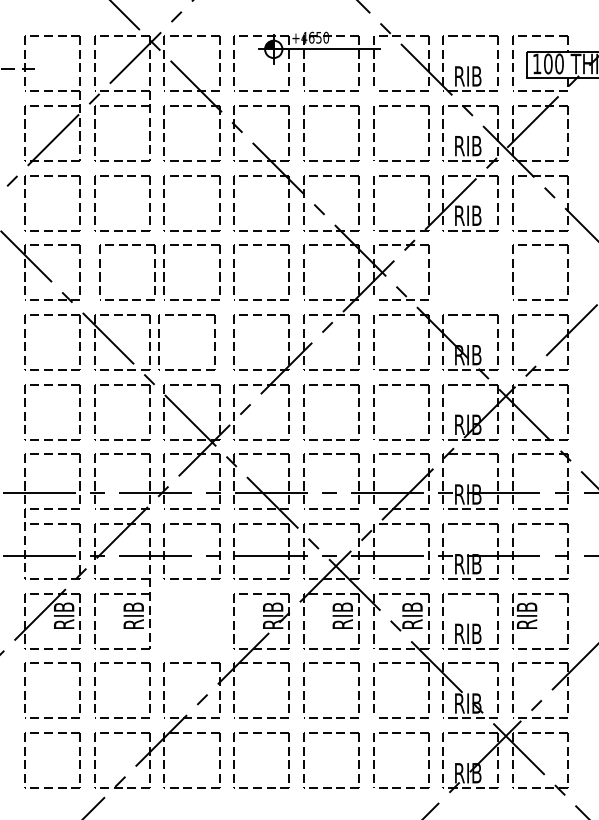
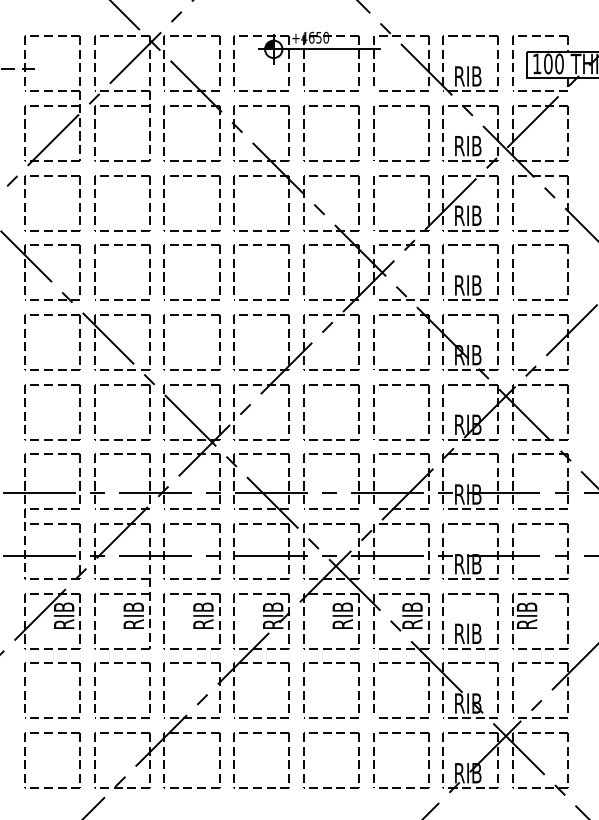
part position: (127, 245) -> (122, 245) (122, 245)
part: none -> present (470, 272)
part position: (186, 315) -> (191, 315) (191, 315)
part: none -> present (191, 621)
